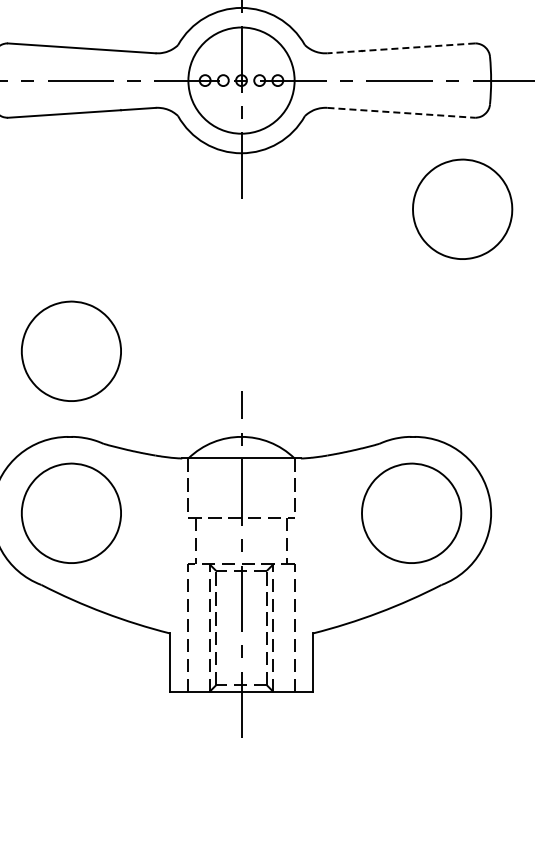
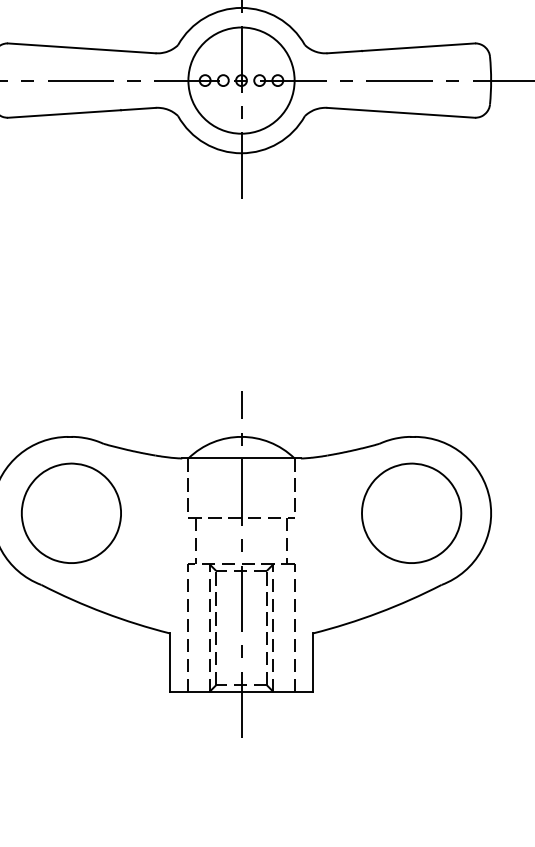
line: dashed -> solid (400, 48)
line: dashed -> solid (401, 112)
part: present -> none (462, 208)
part: present -> none (71, 350)
